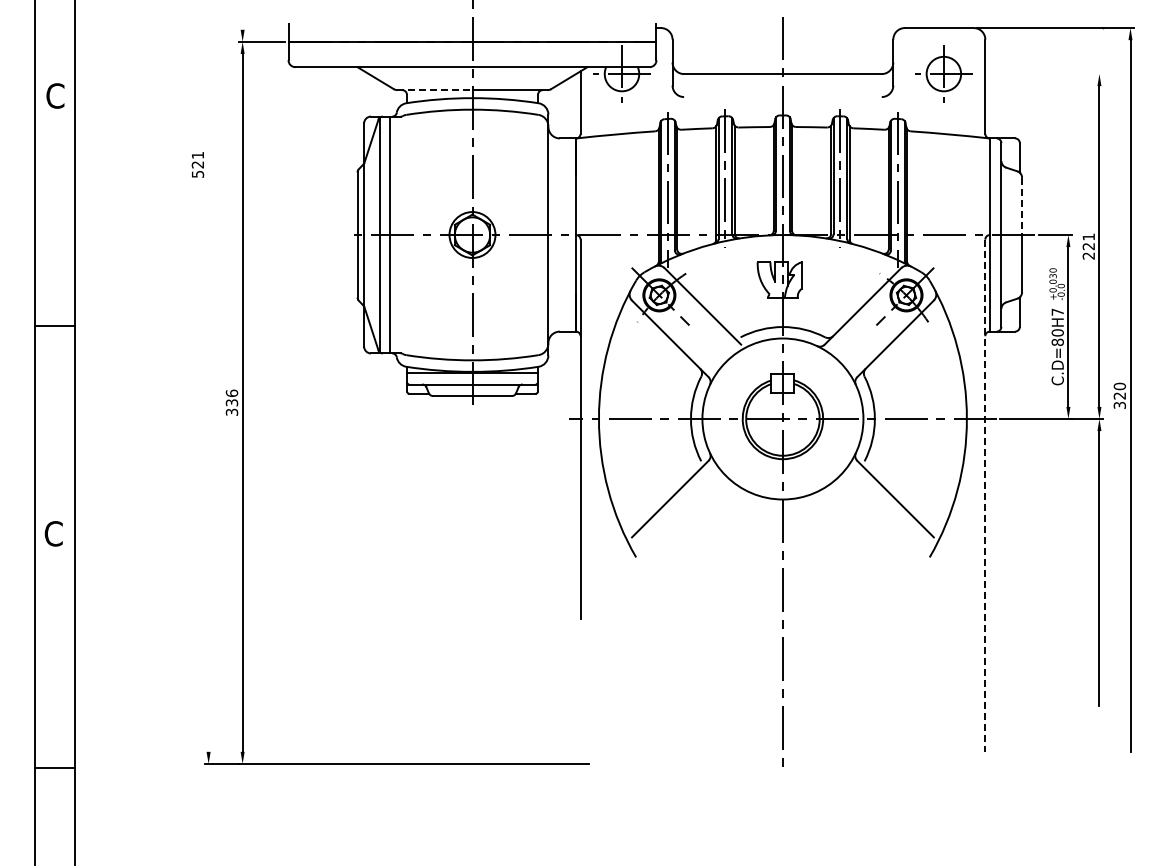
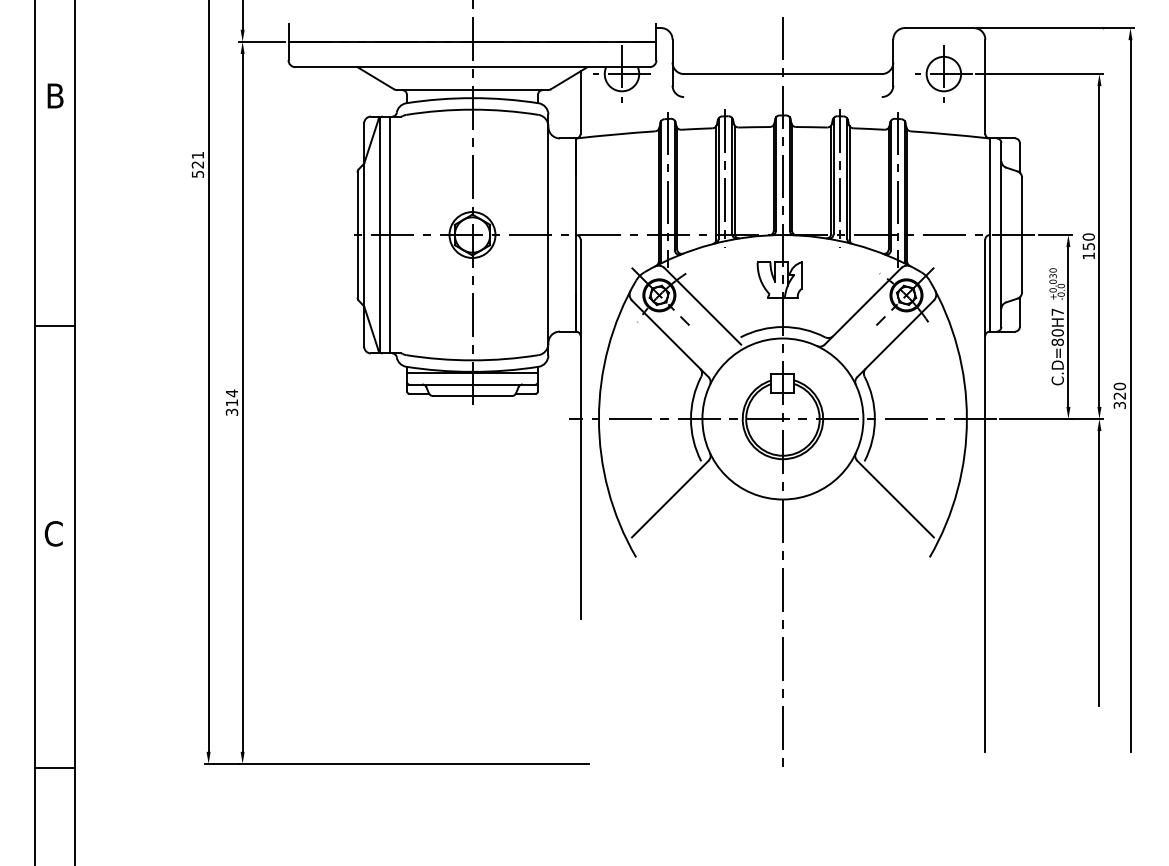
line: none -> present (242, 15)
line: none -> present (1039, 74)
line: dashed -> solid (434, 90)
text: C -> B (55, 95)
line: dashed -> solid (1022, 206)
text: 221 -> 150 (1088, 246)
line: none -> present (208, 376)
text: 336 -> 314 (231, 397)
line: dashed -> solid (985, 496)
